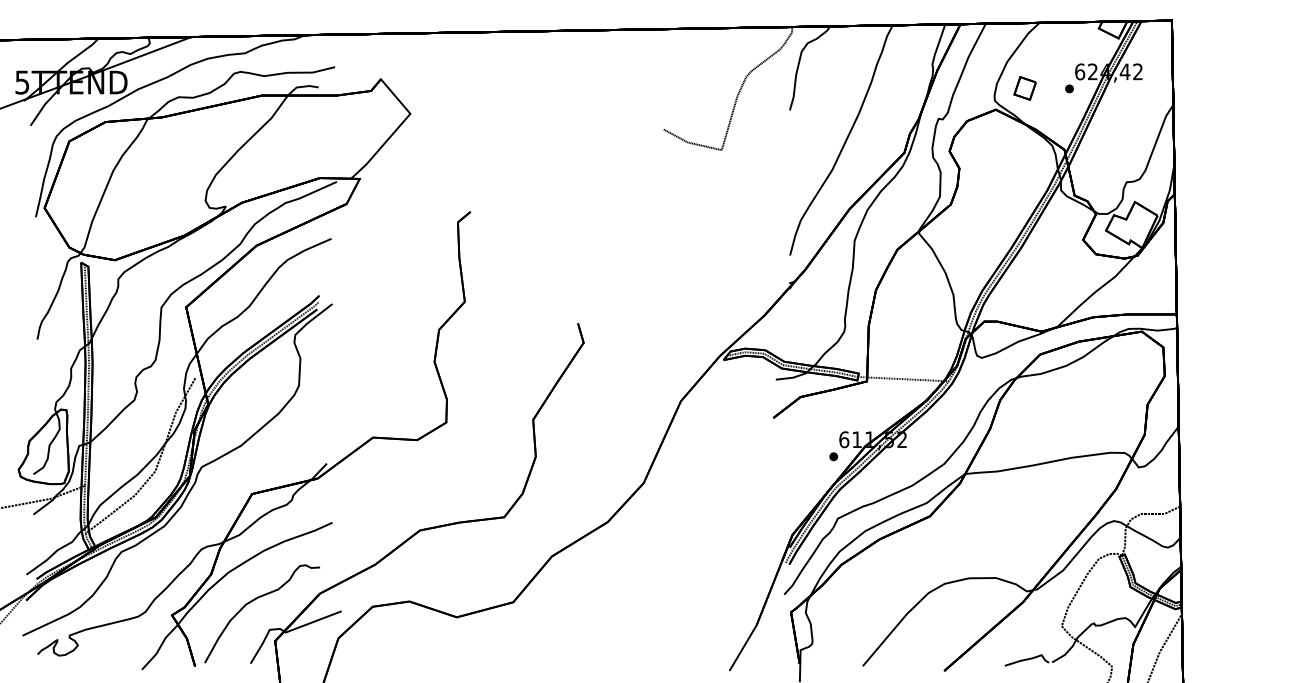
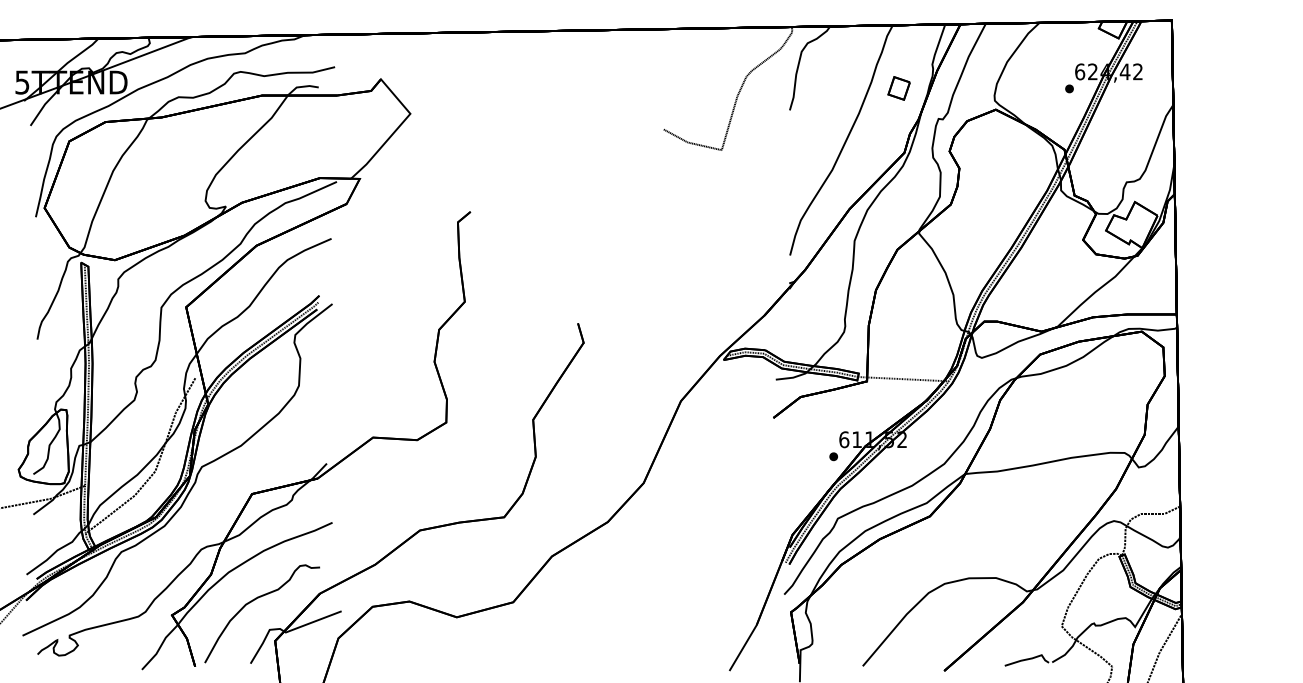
part position: (1024, 88) -> (898, 88) (898, 88)
